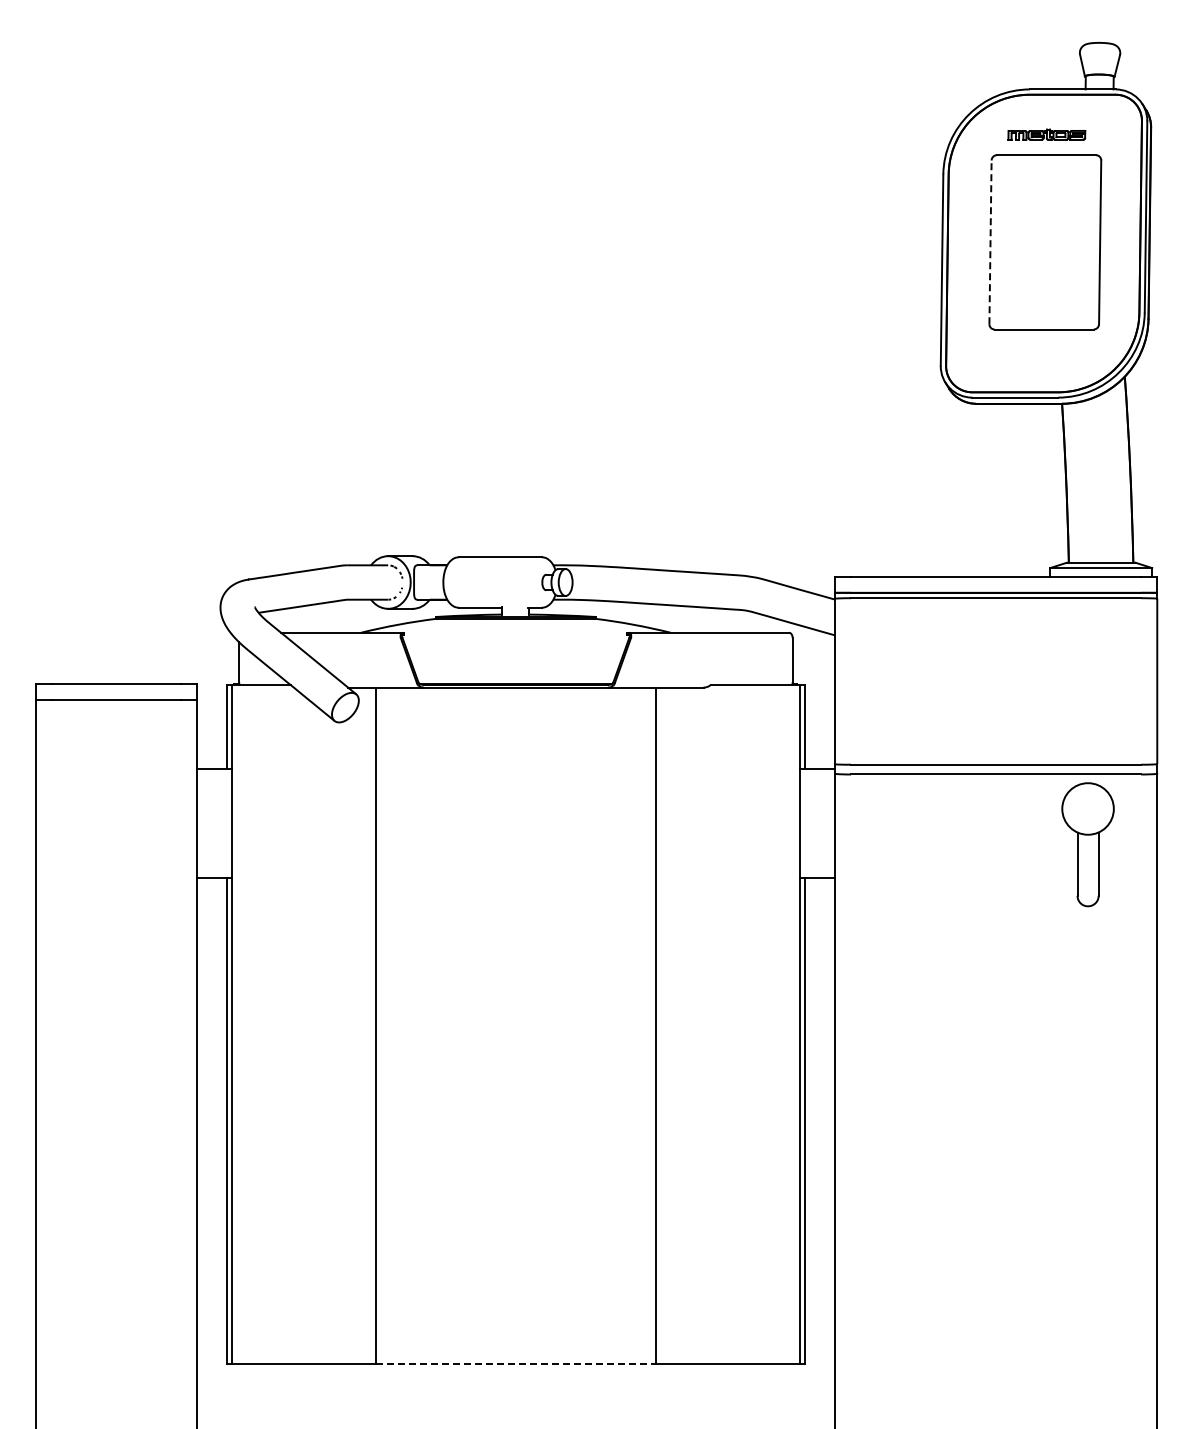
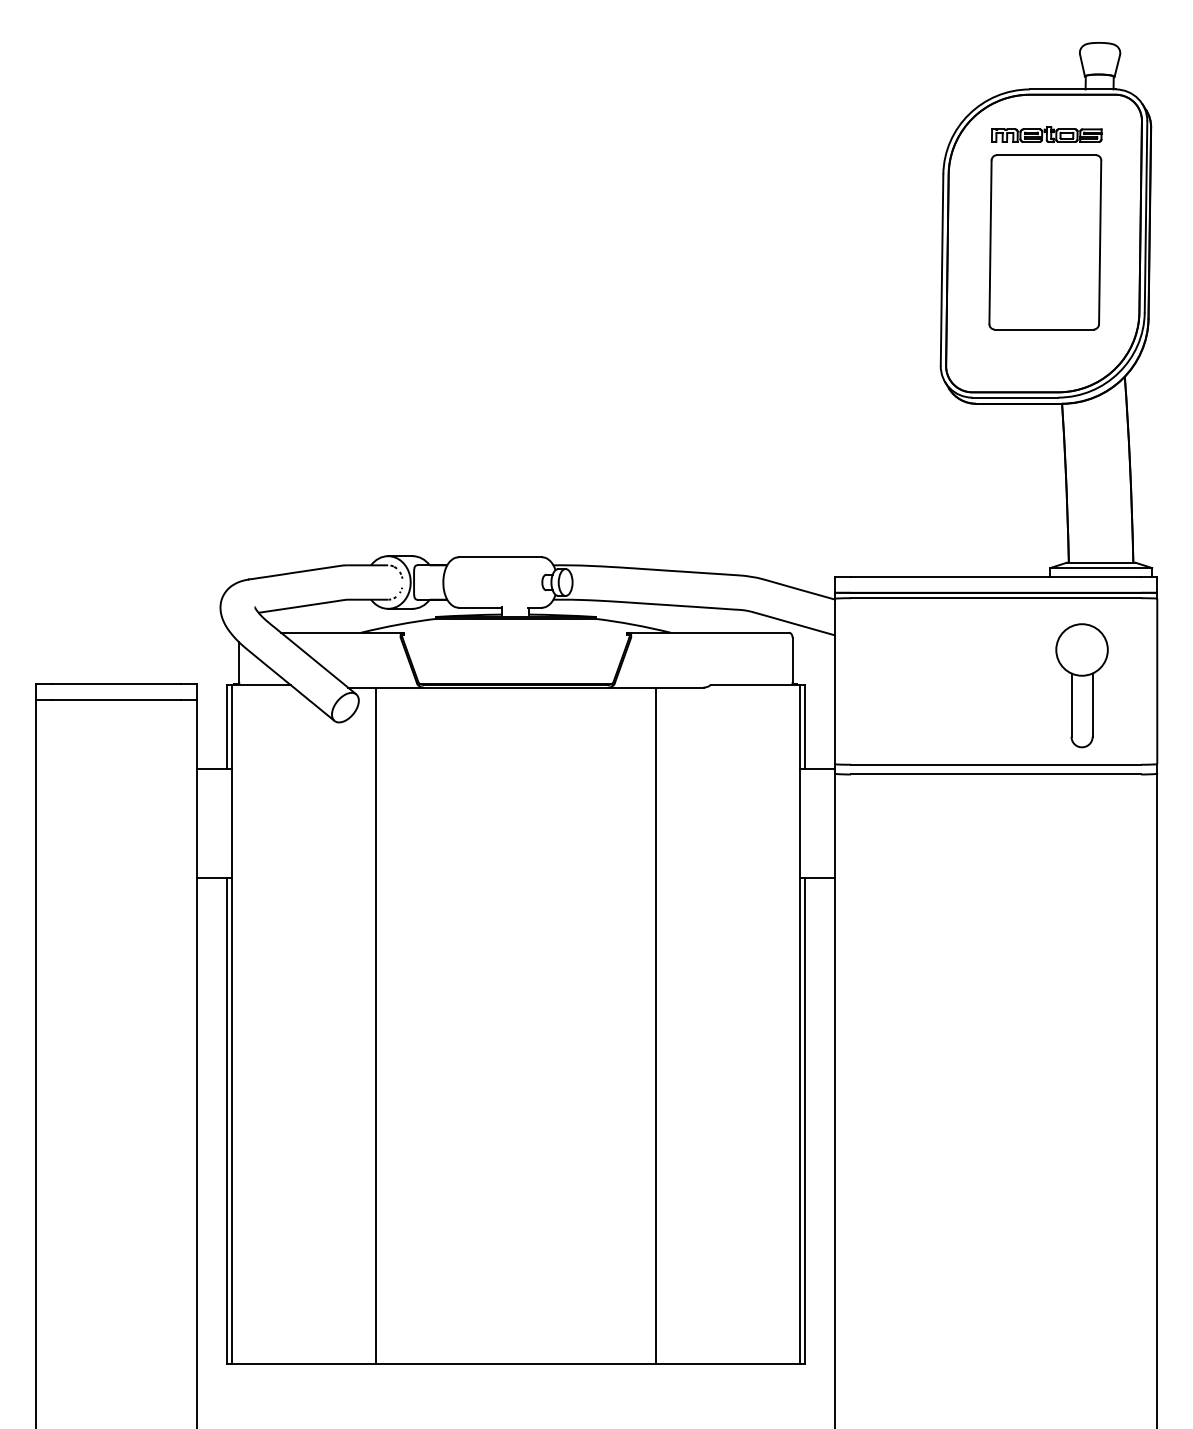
part size: 80x13 px -> 112x17 px (1046, 134)
line: dashed -> solid (990, 242)
part position: (1087, 844) -> (1081, 685) (1081, 685)
line: dashed -> solid (516, 1363)
